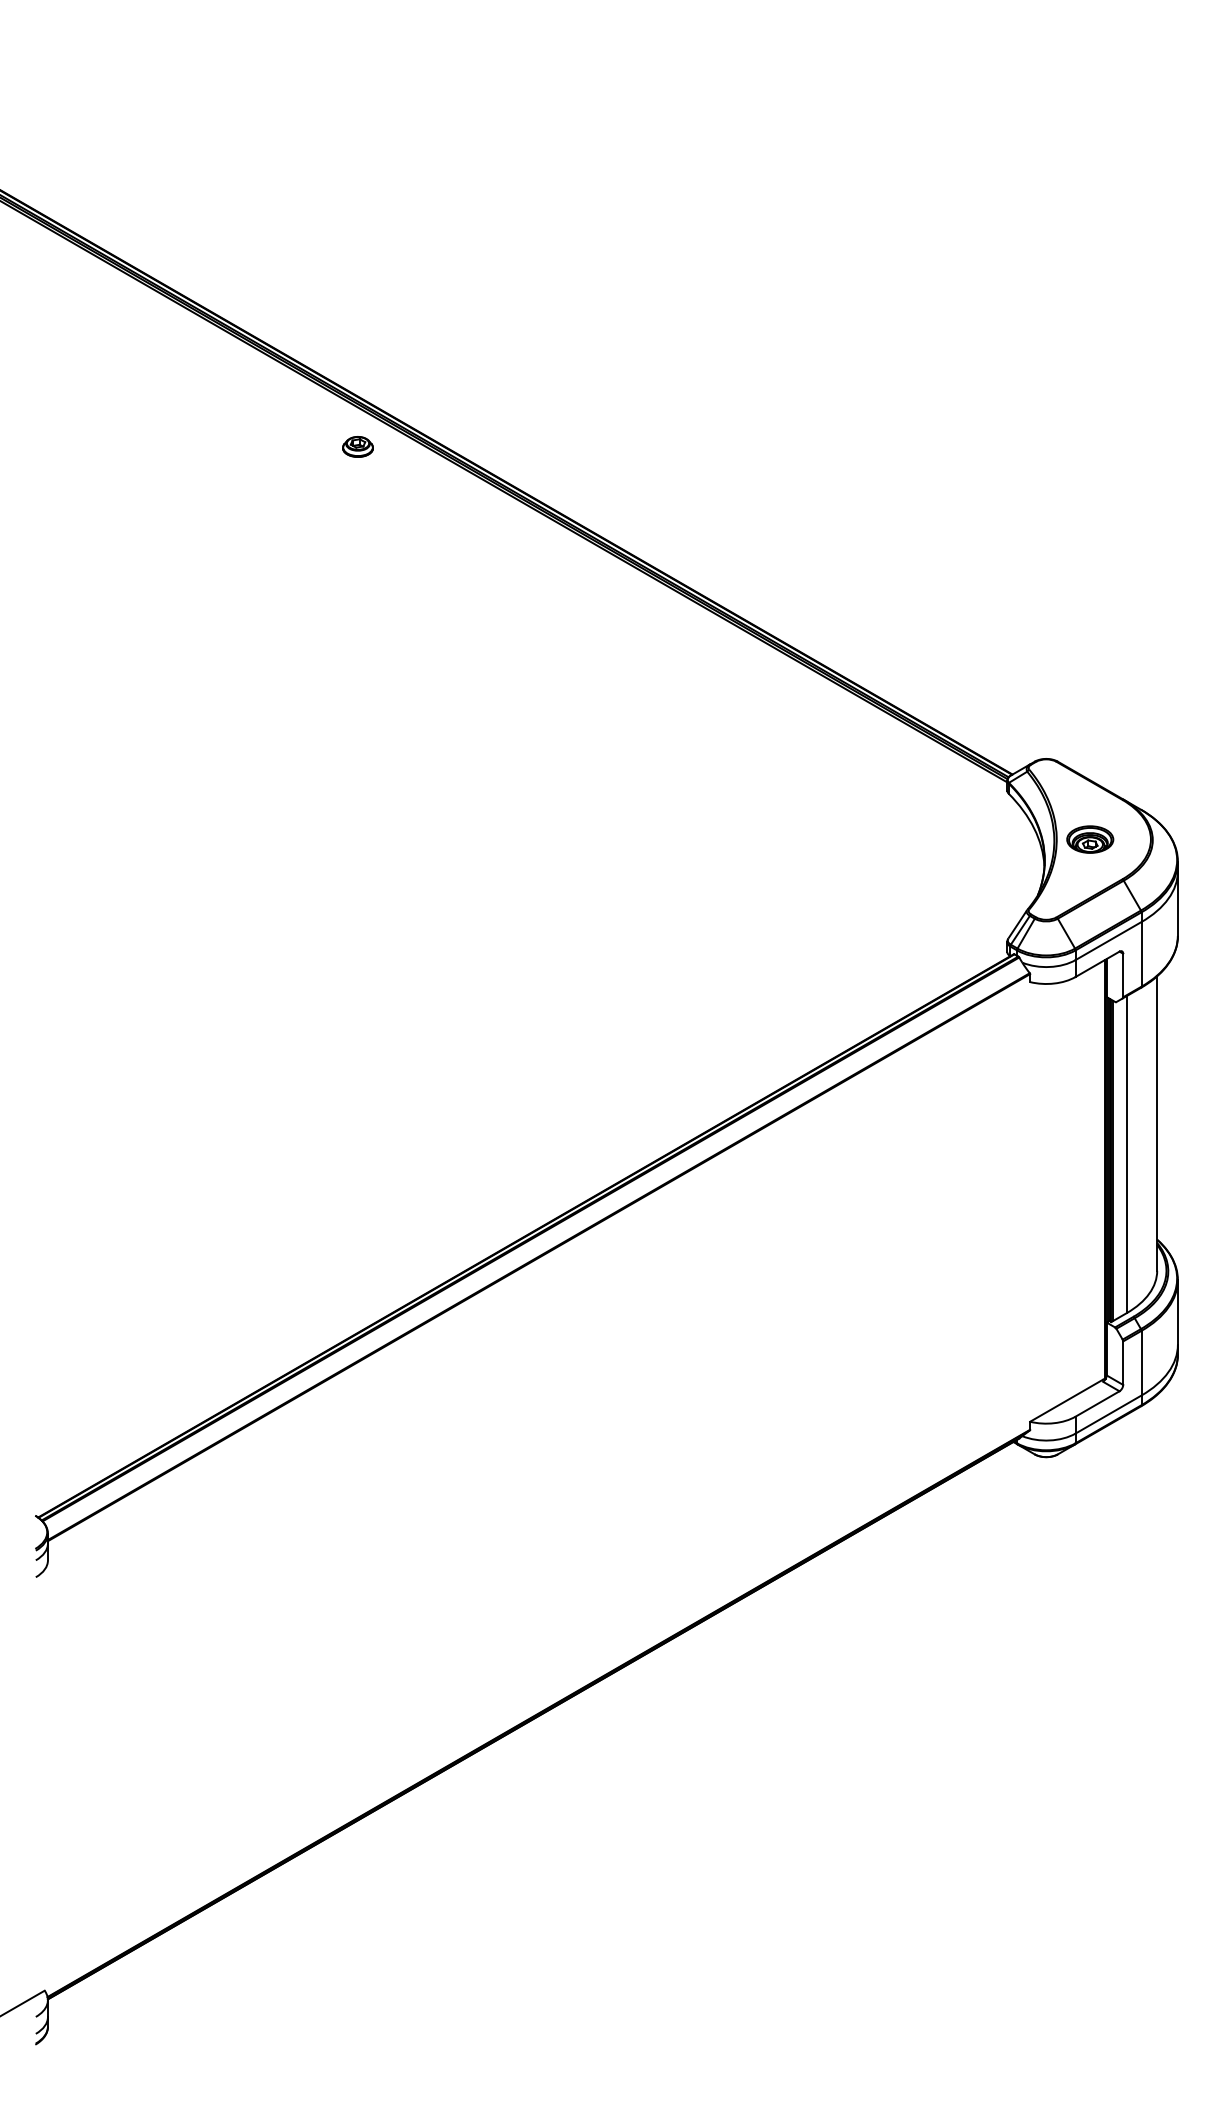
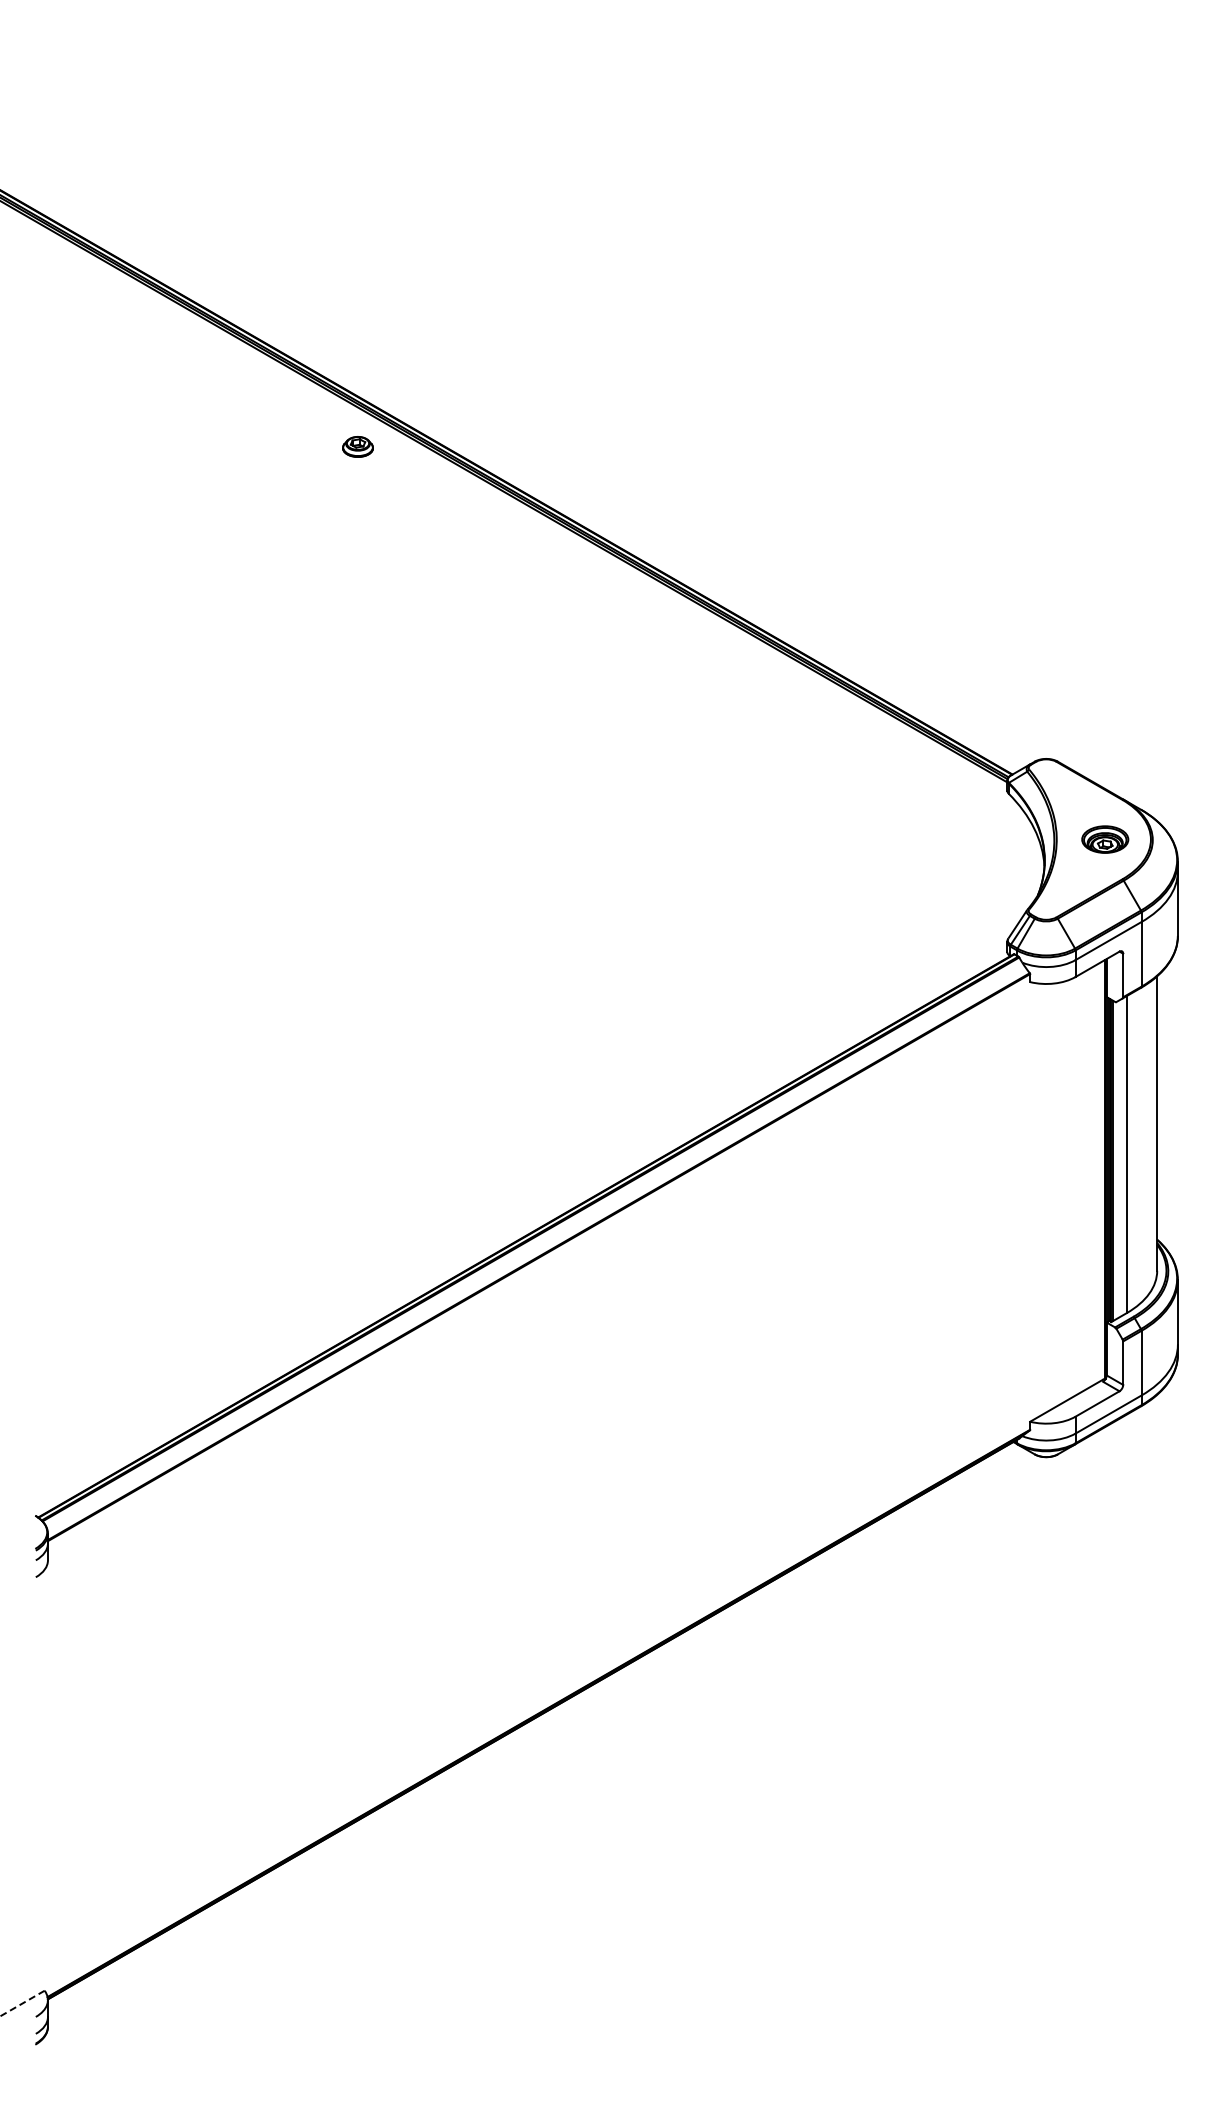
part position: (1090, 839) -> (1105, 839) (1105, 839)
line: solid -> dashed (22, 2003)
